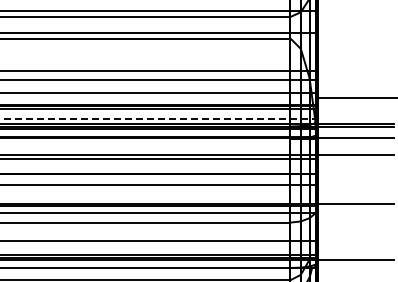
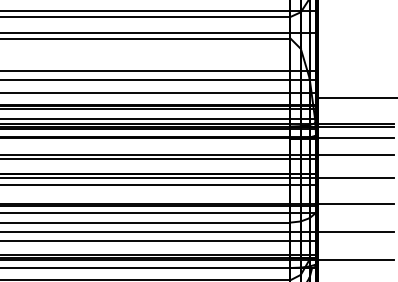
line: dashed -> solid (158, 119)
line: none -> present (197, 177)
line: none -> present (197, 232)
